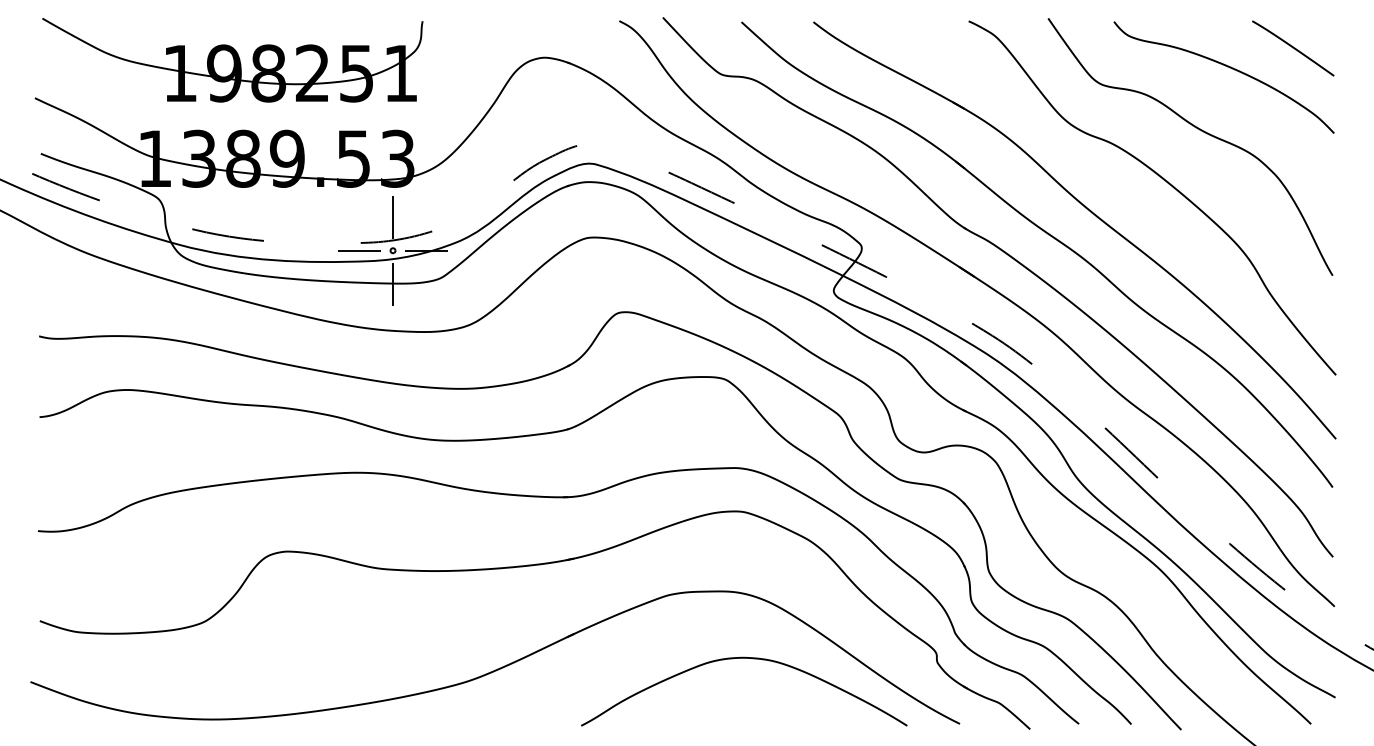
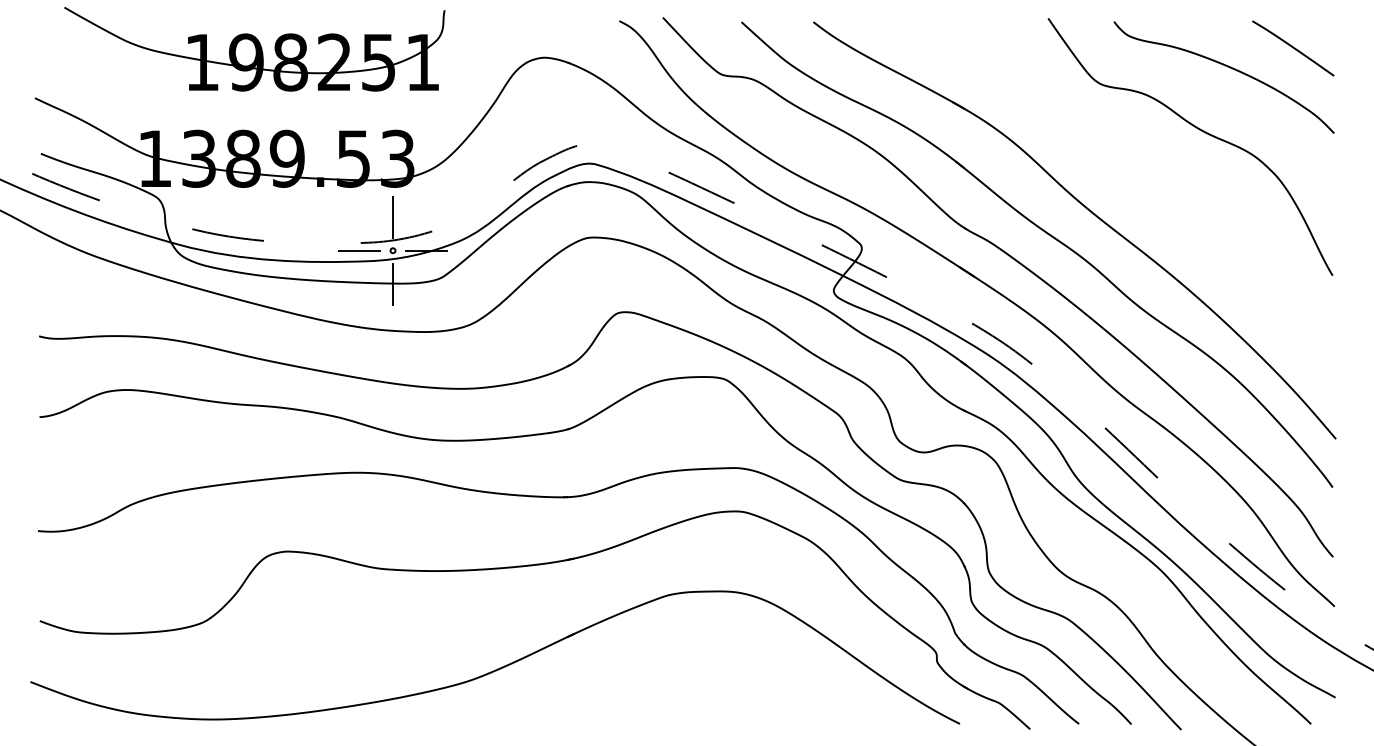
part position: (232, 60) -> (254, 49) (254, 49)
curve: present -> none (1163, 180)
curve: present -> none (752, 659)
